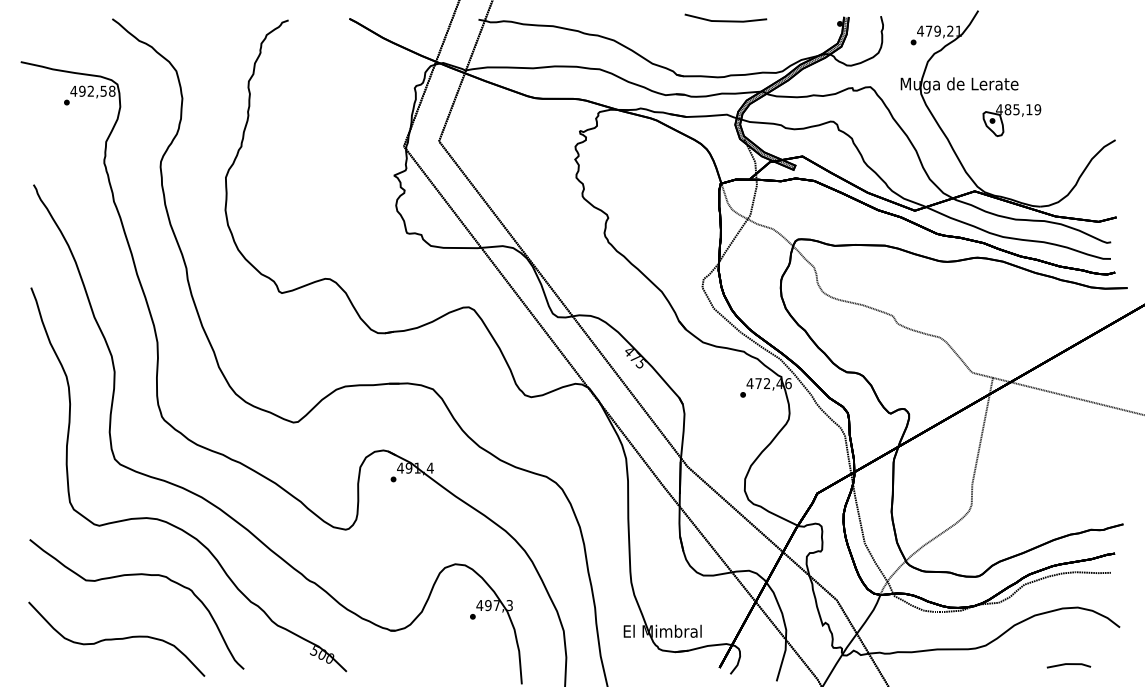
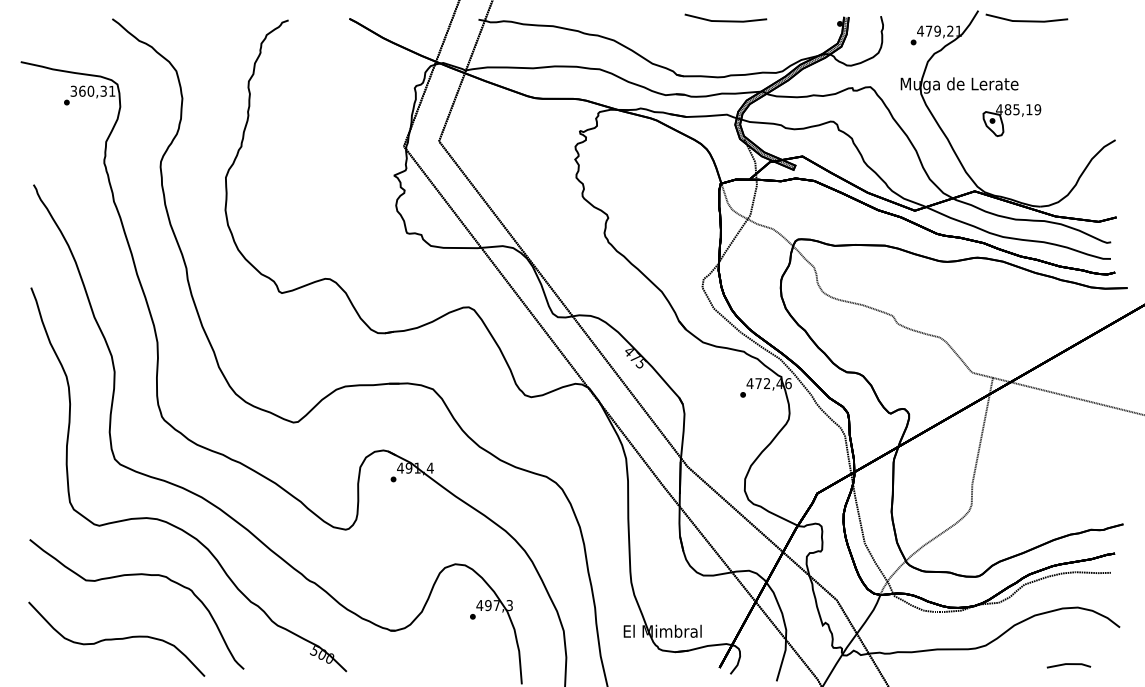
part: none -> present (1026, 17)
text: 492,58 -> 360,31 (92, 90)
